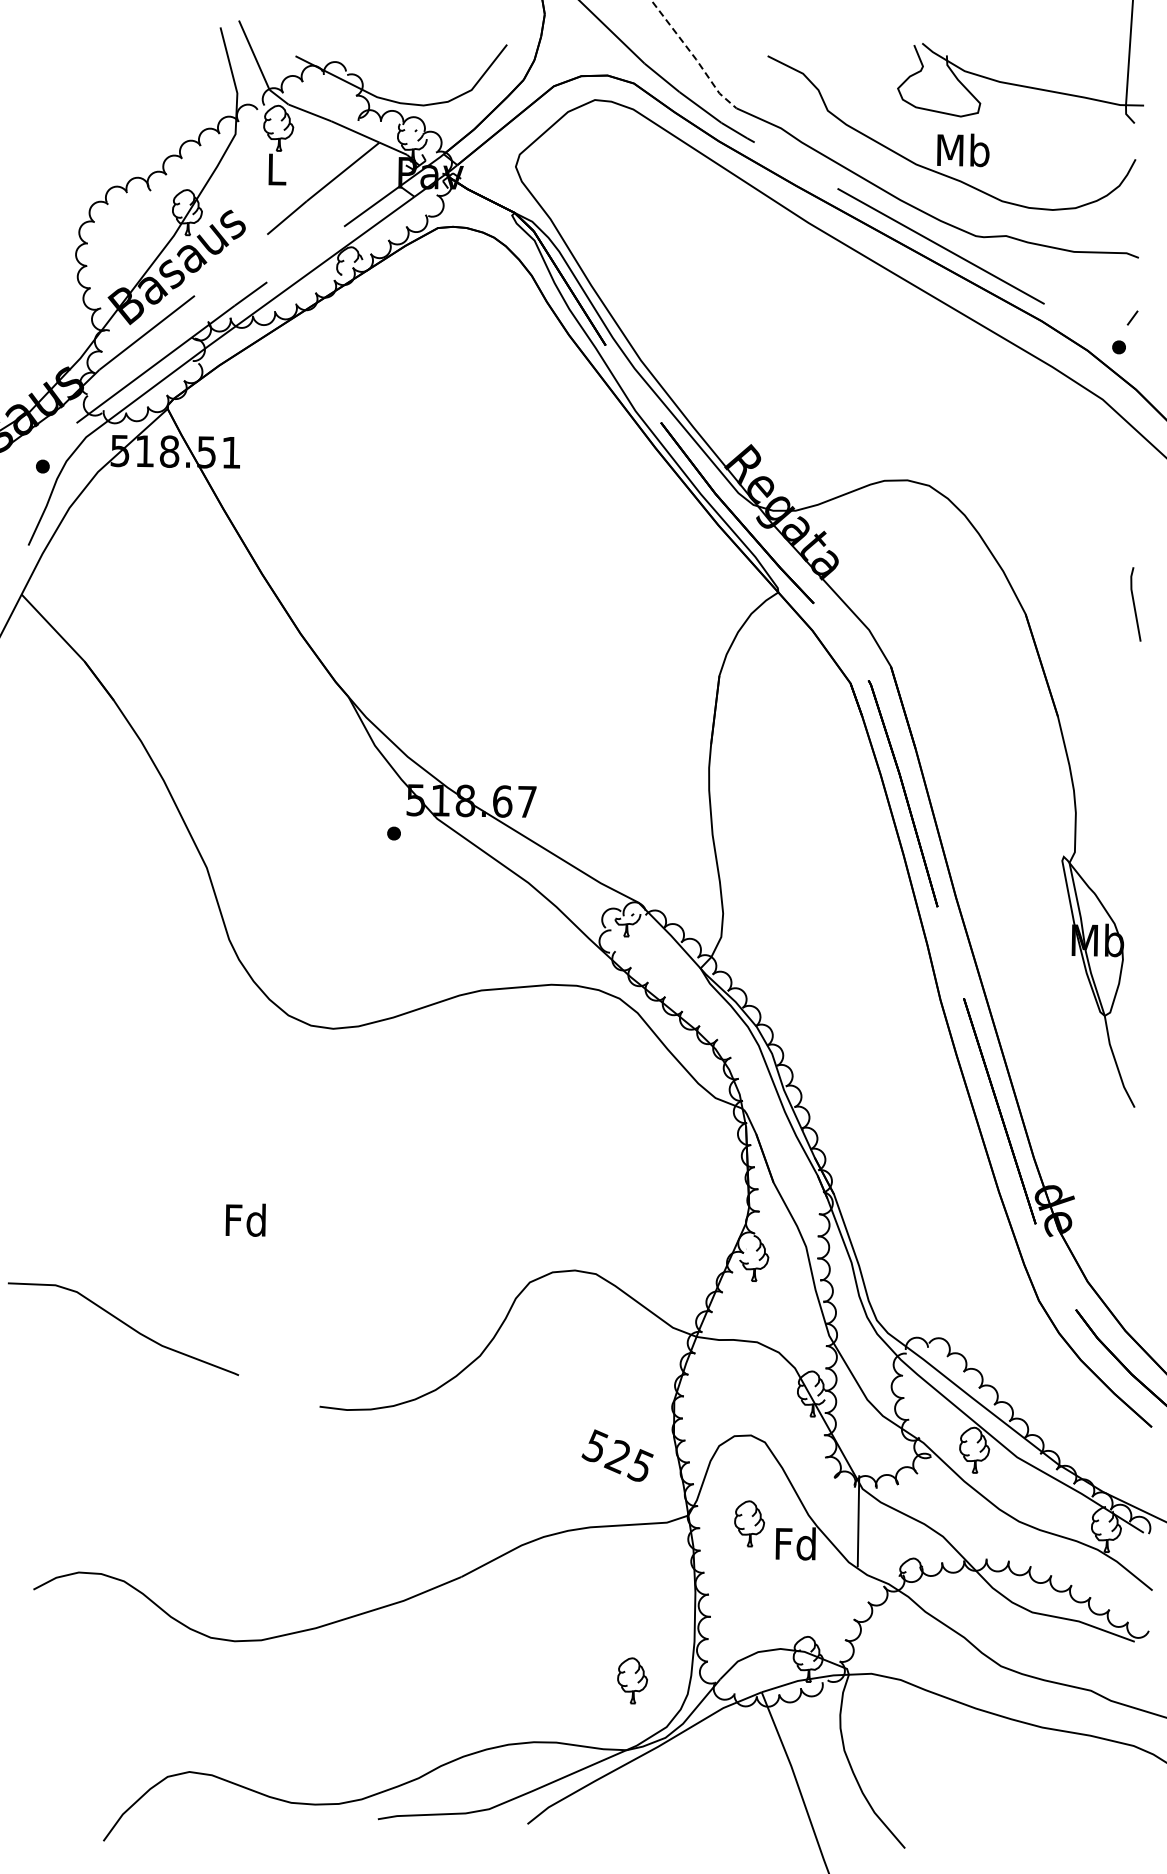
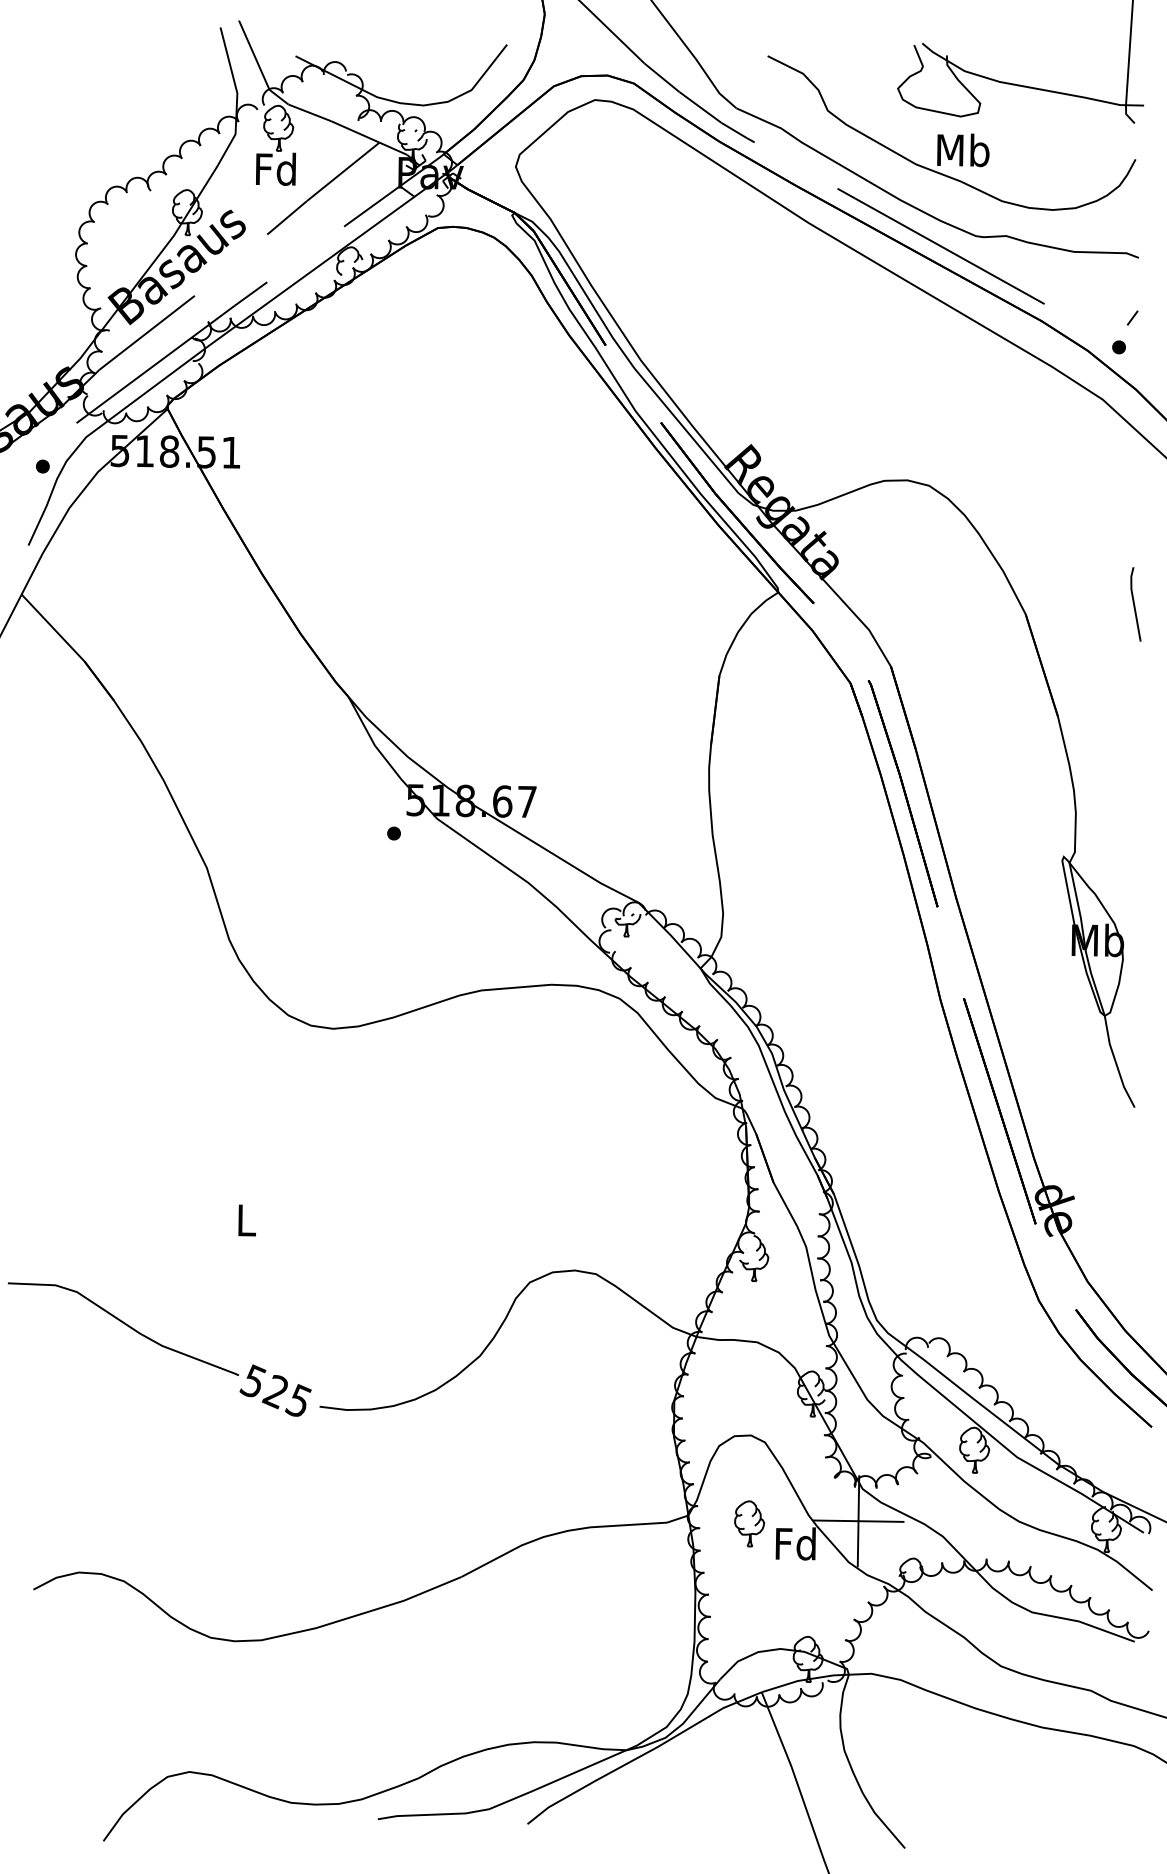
line: dashed -> solid (693, 56)
text: L -> Fd (276, 168)
text: Fd -> L (245, 1219)
text position: (617, 1455) -> (275, 1390) (275, 1390)
line: none -> present (858, 1520)
part: present -> none (632, 1680)
